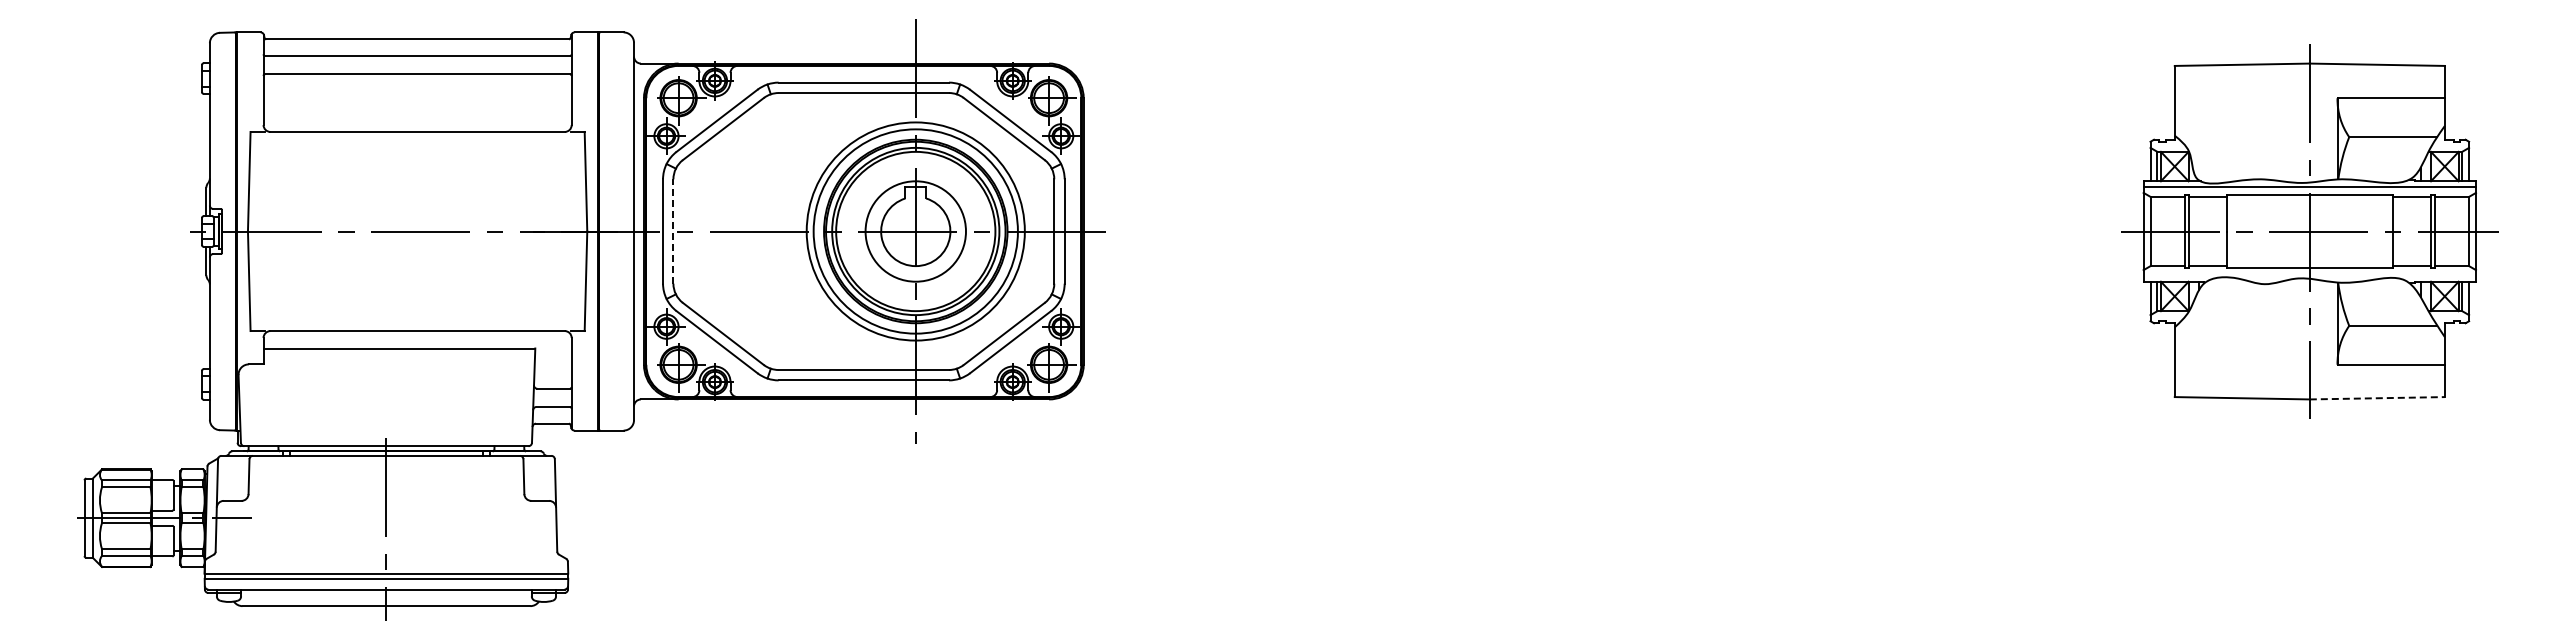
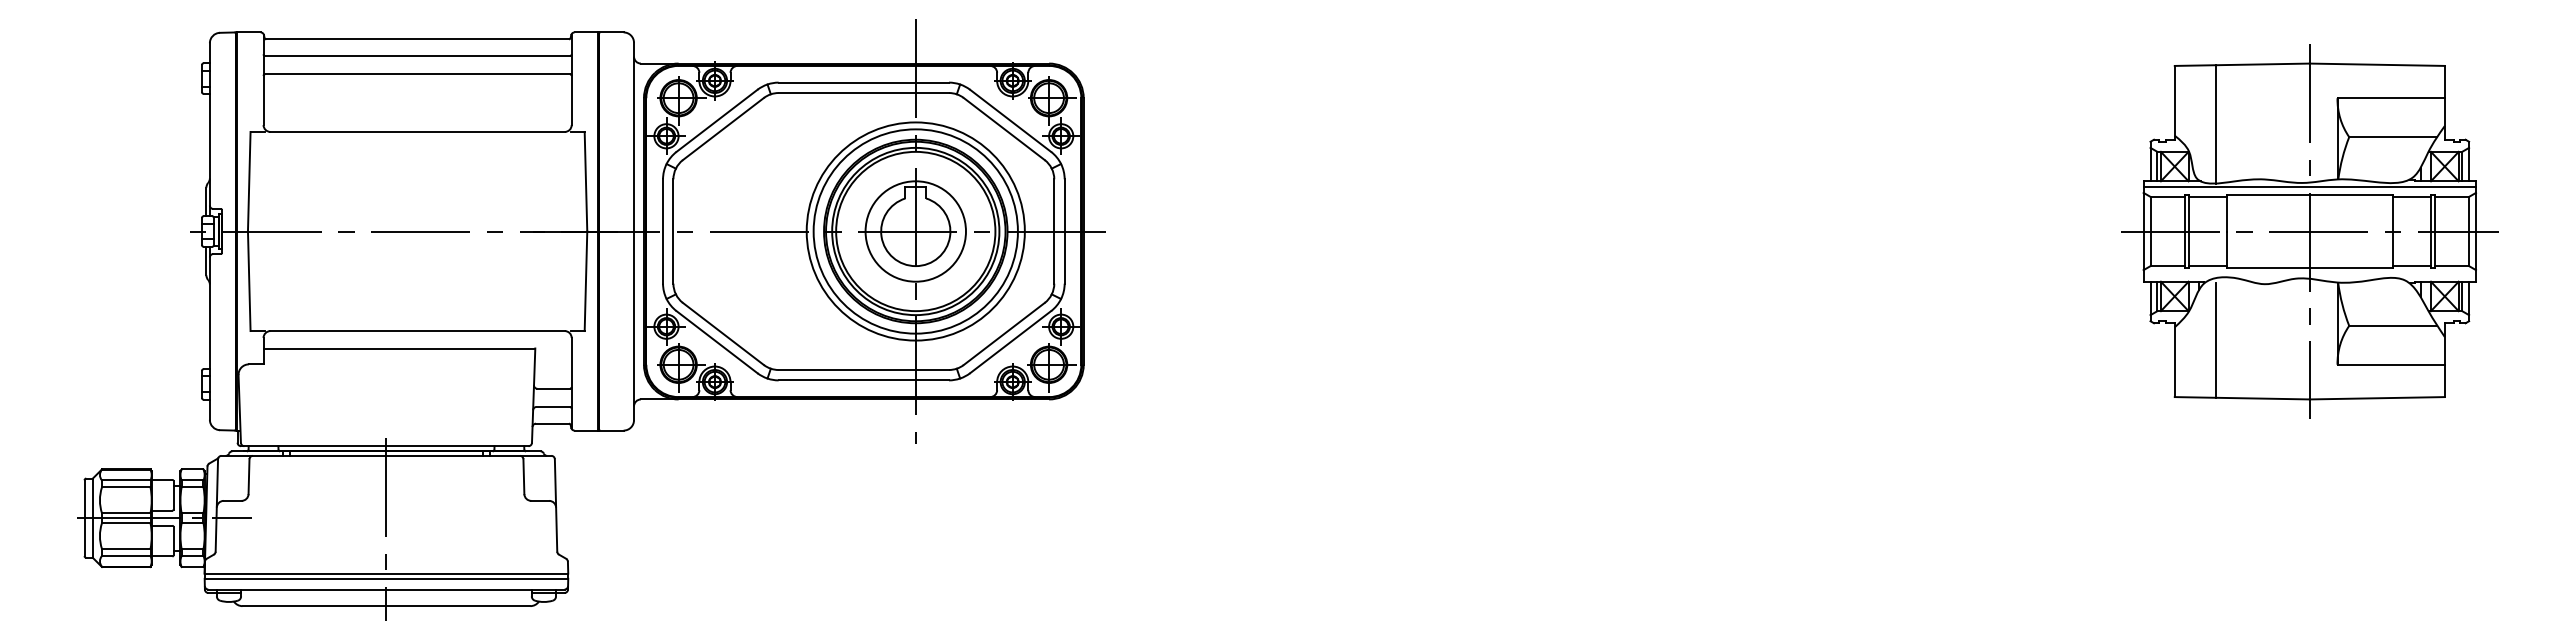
line: none -> present (2216, 124)
line: dashed -> solid (673, 231)
line: none -> present (2216, 340)
line: dashed -> solid (2377, 398)
